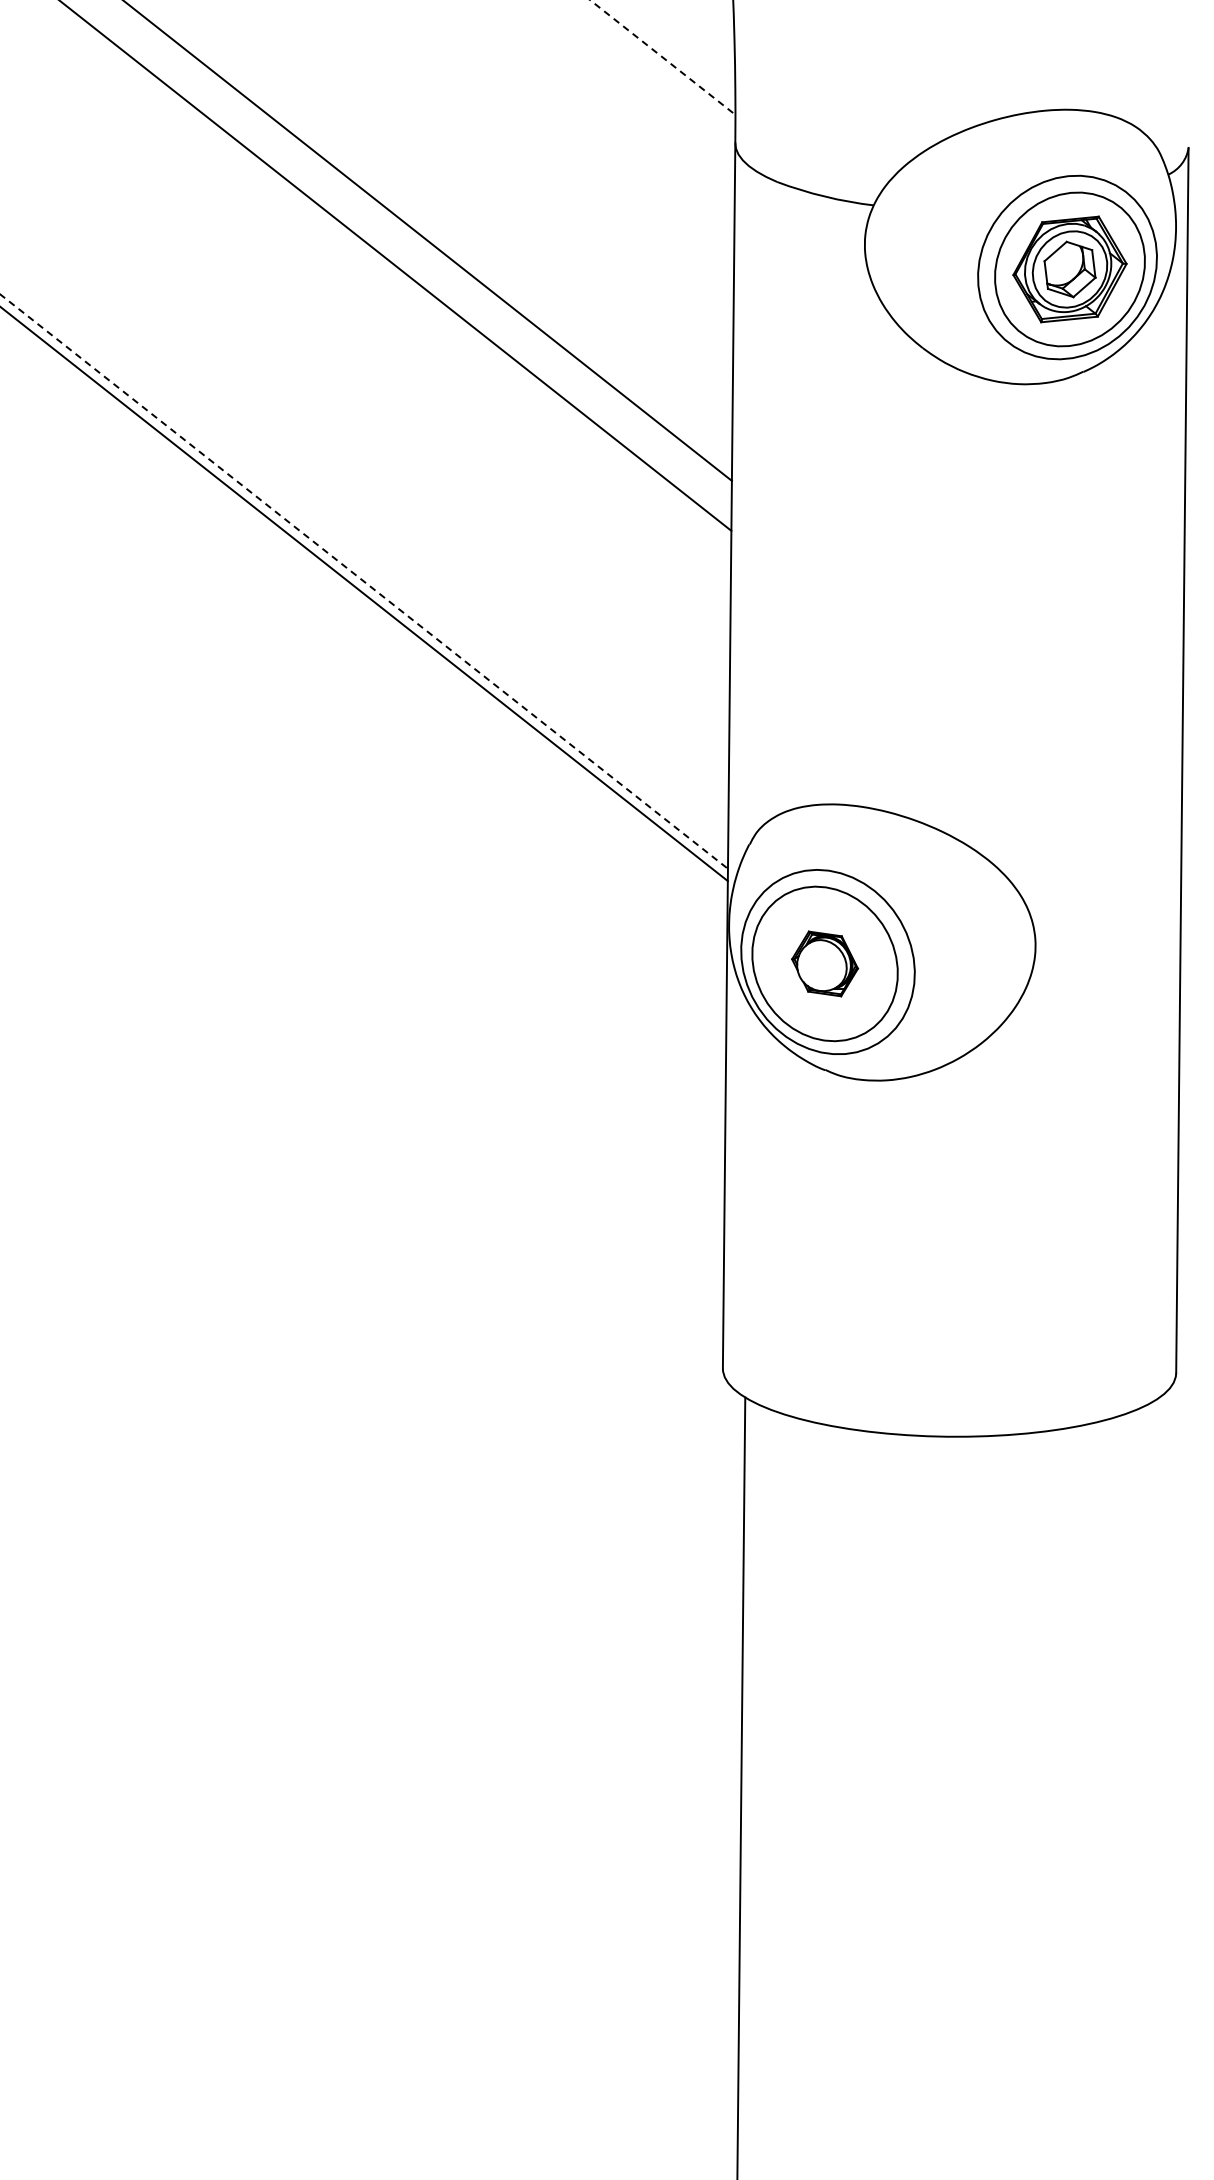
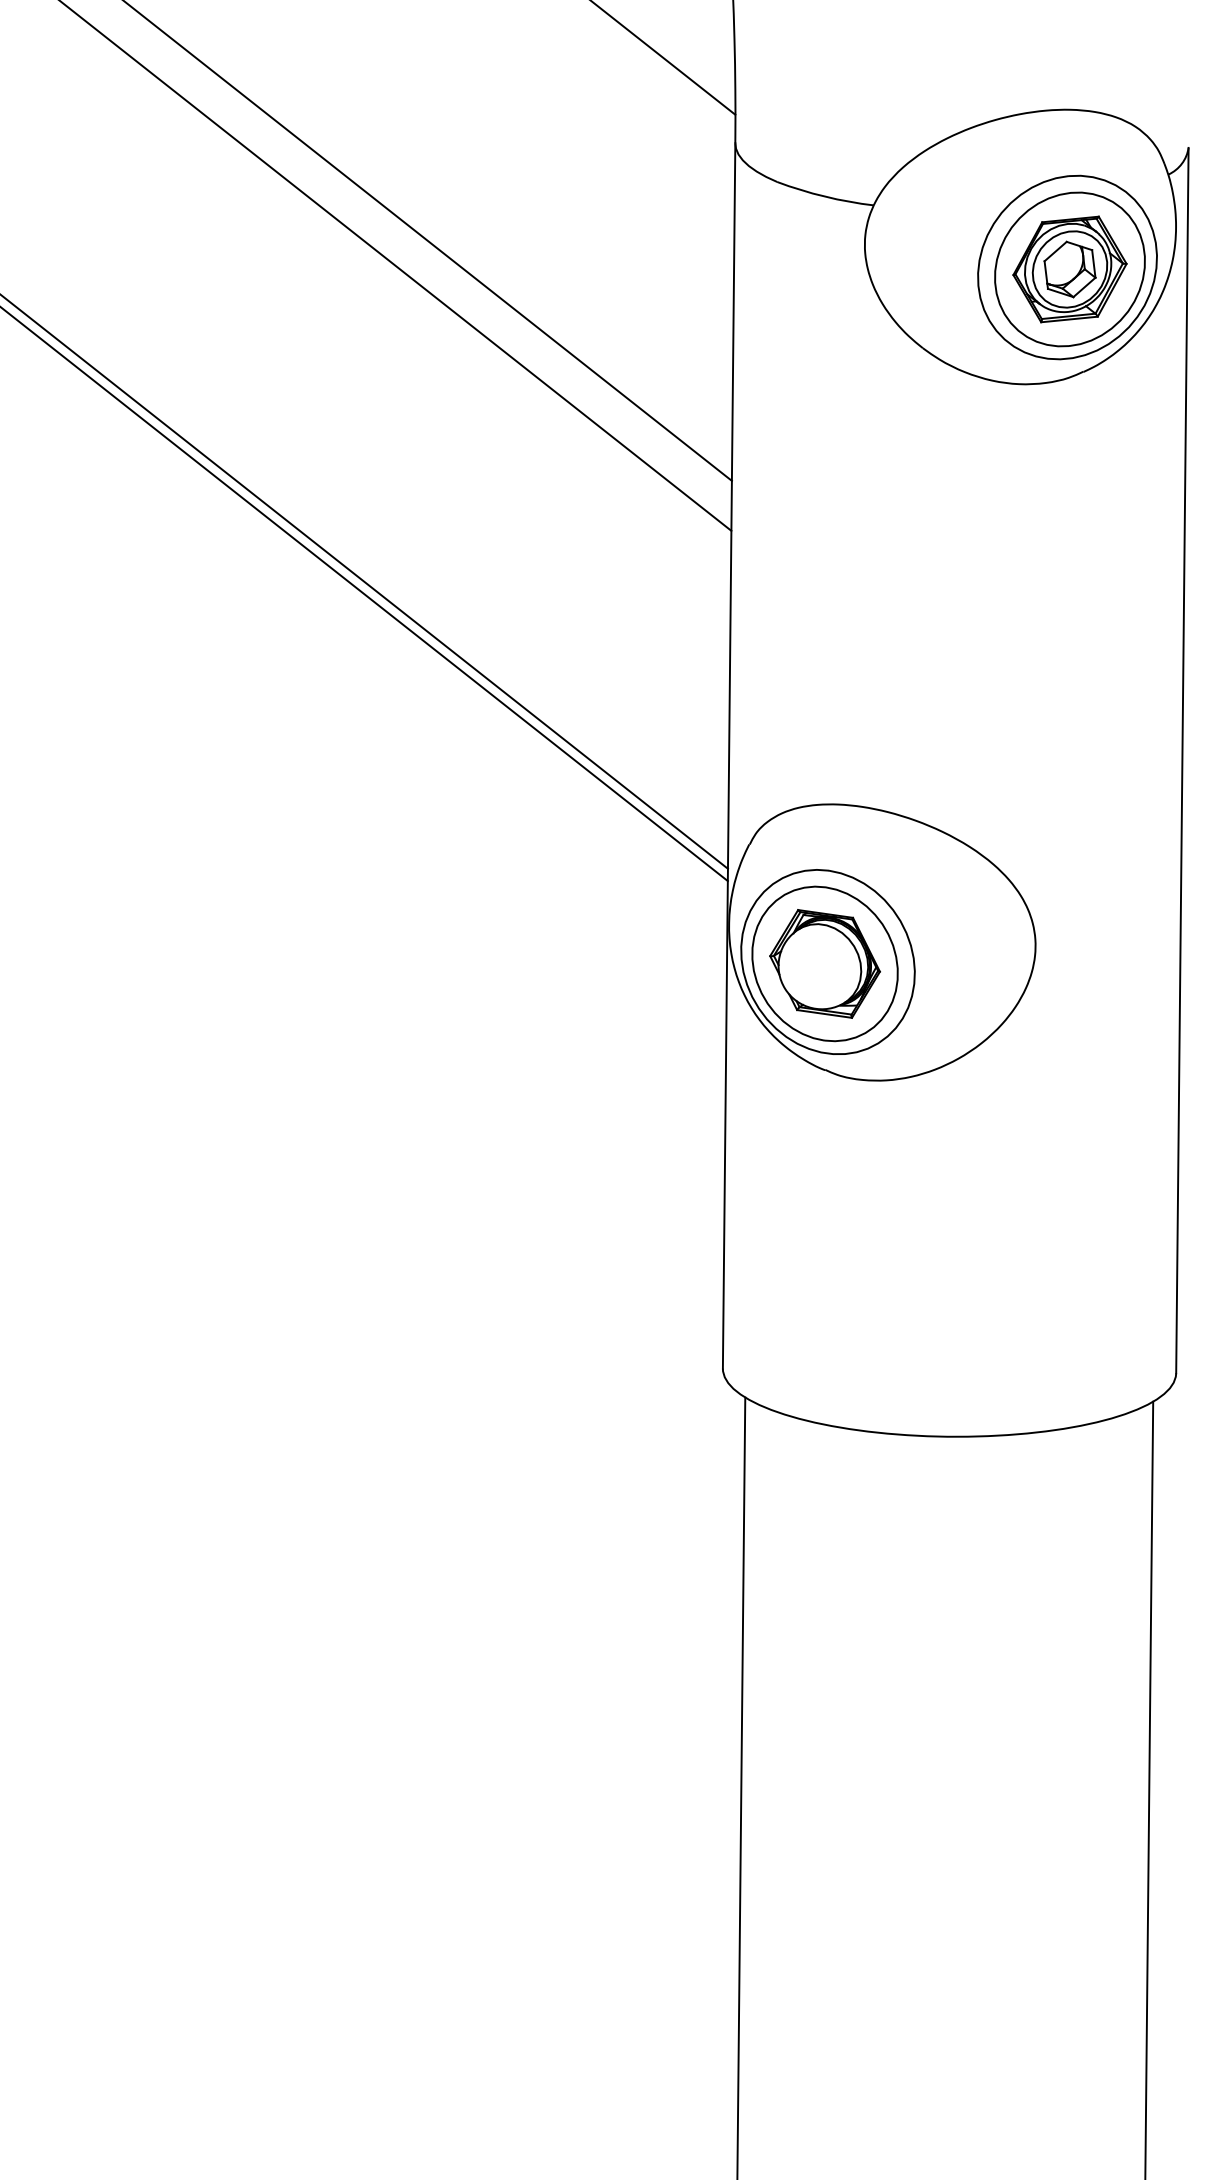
line: dashed -> solid (663, 57)
line: dashed -> solid (364, 581)
part size: 69x68 px -> 112x110 px (824, 963)
line: none -> present (1149, 1788)
